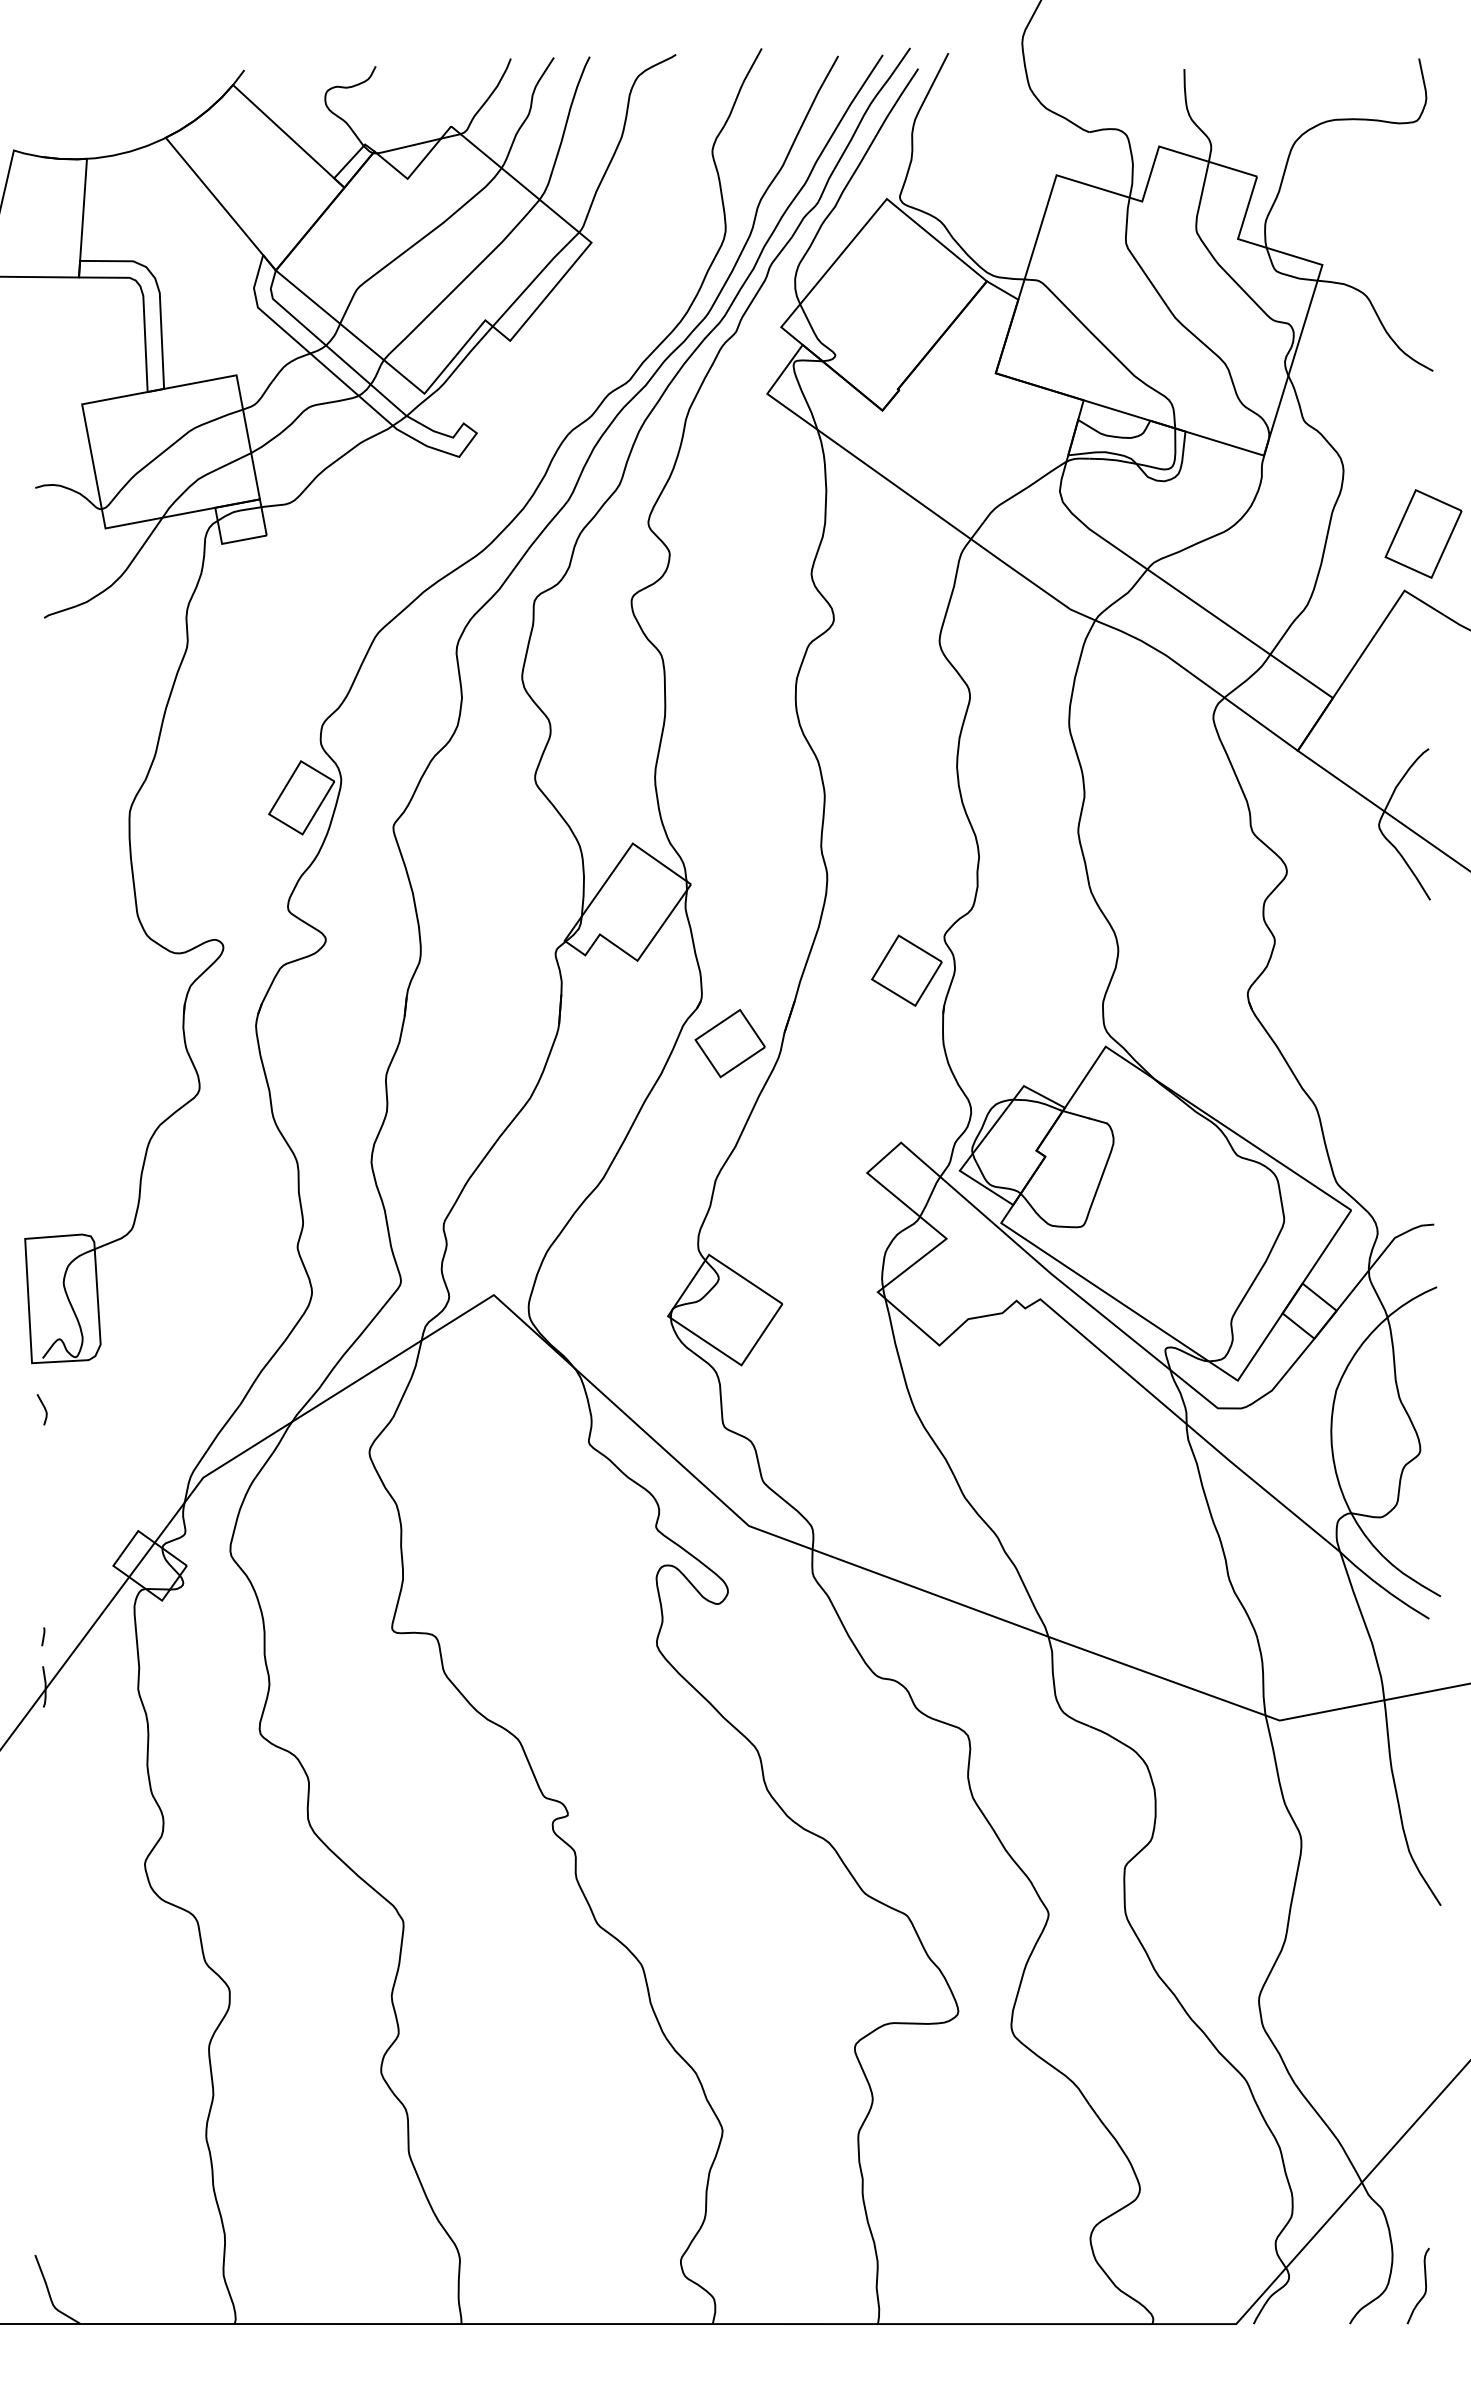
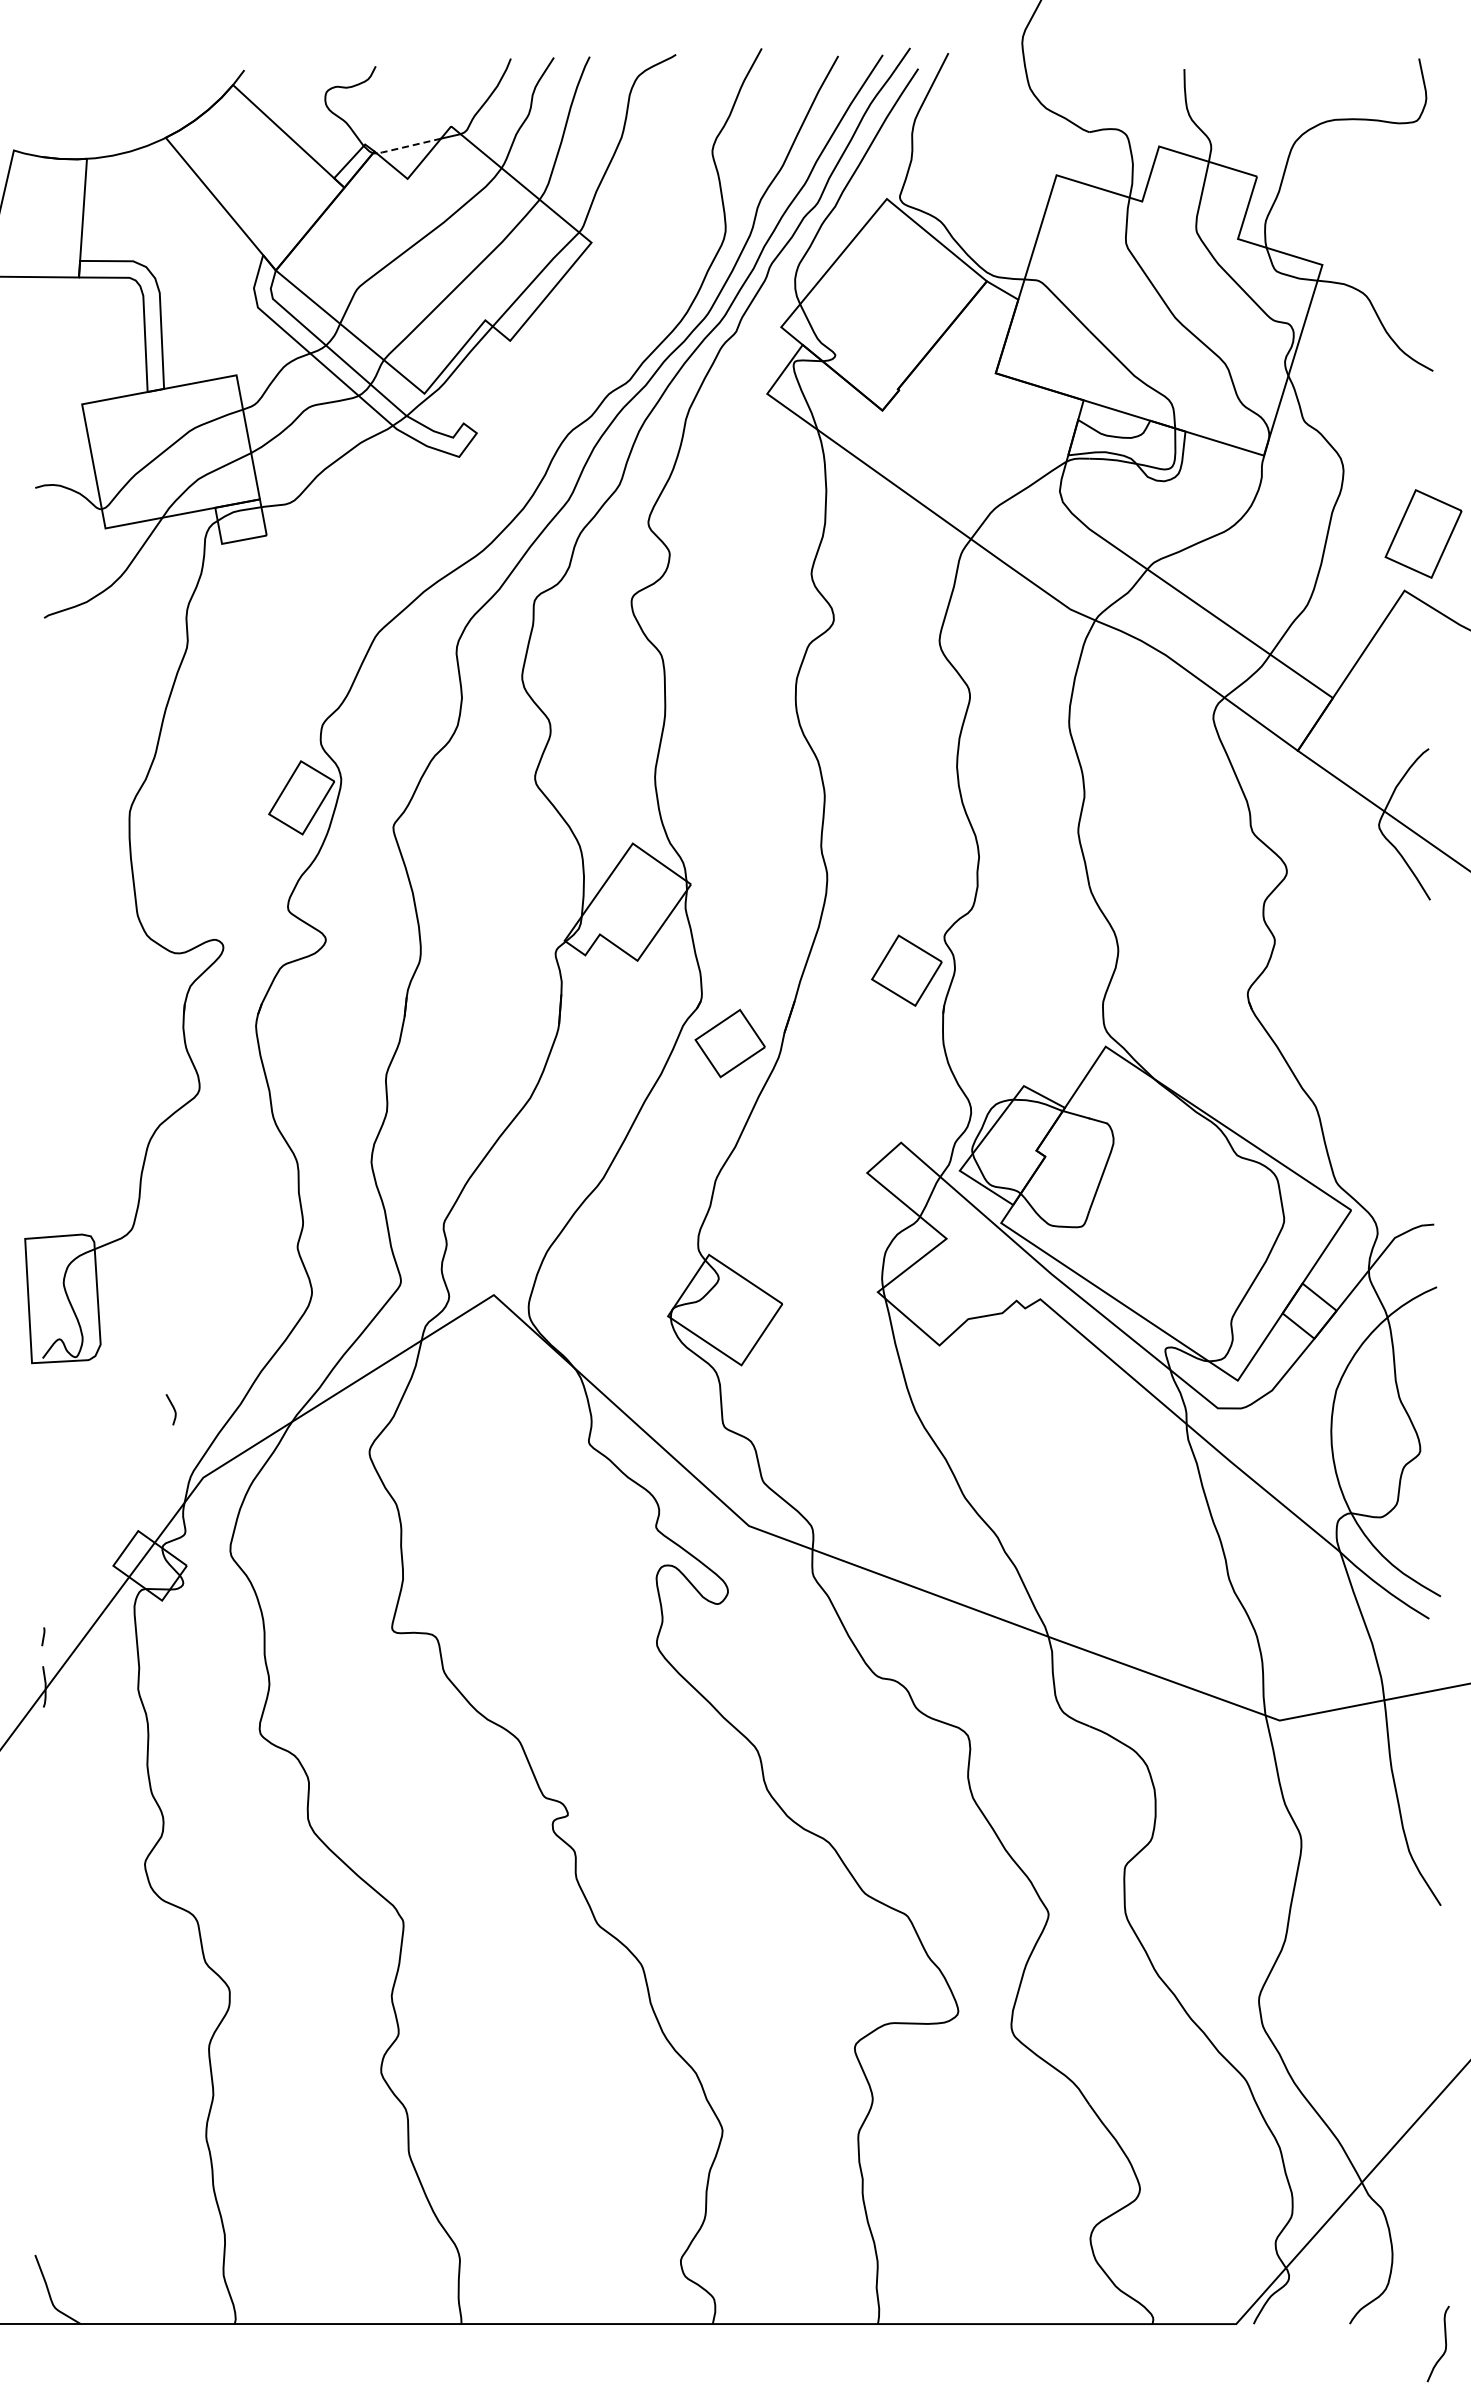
line: solid -> dashed (408, 146)
curve position: (43, 1407) -> (172, 1407) (172, 1407)
curve position: (1425, 2285) -> (1445, 2343) (1445, 2343)
